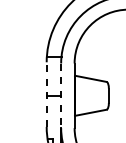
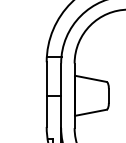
line: dashed -> solid (46, 94)
line: dashed -> solid (61, 96)
